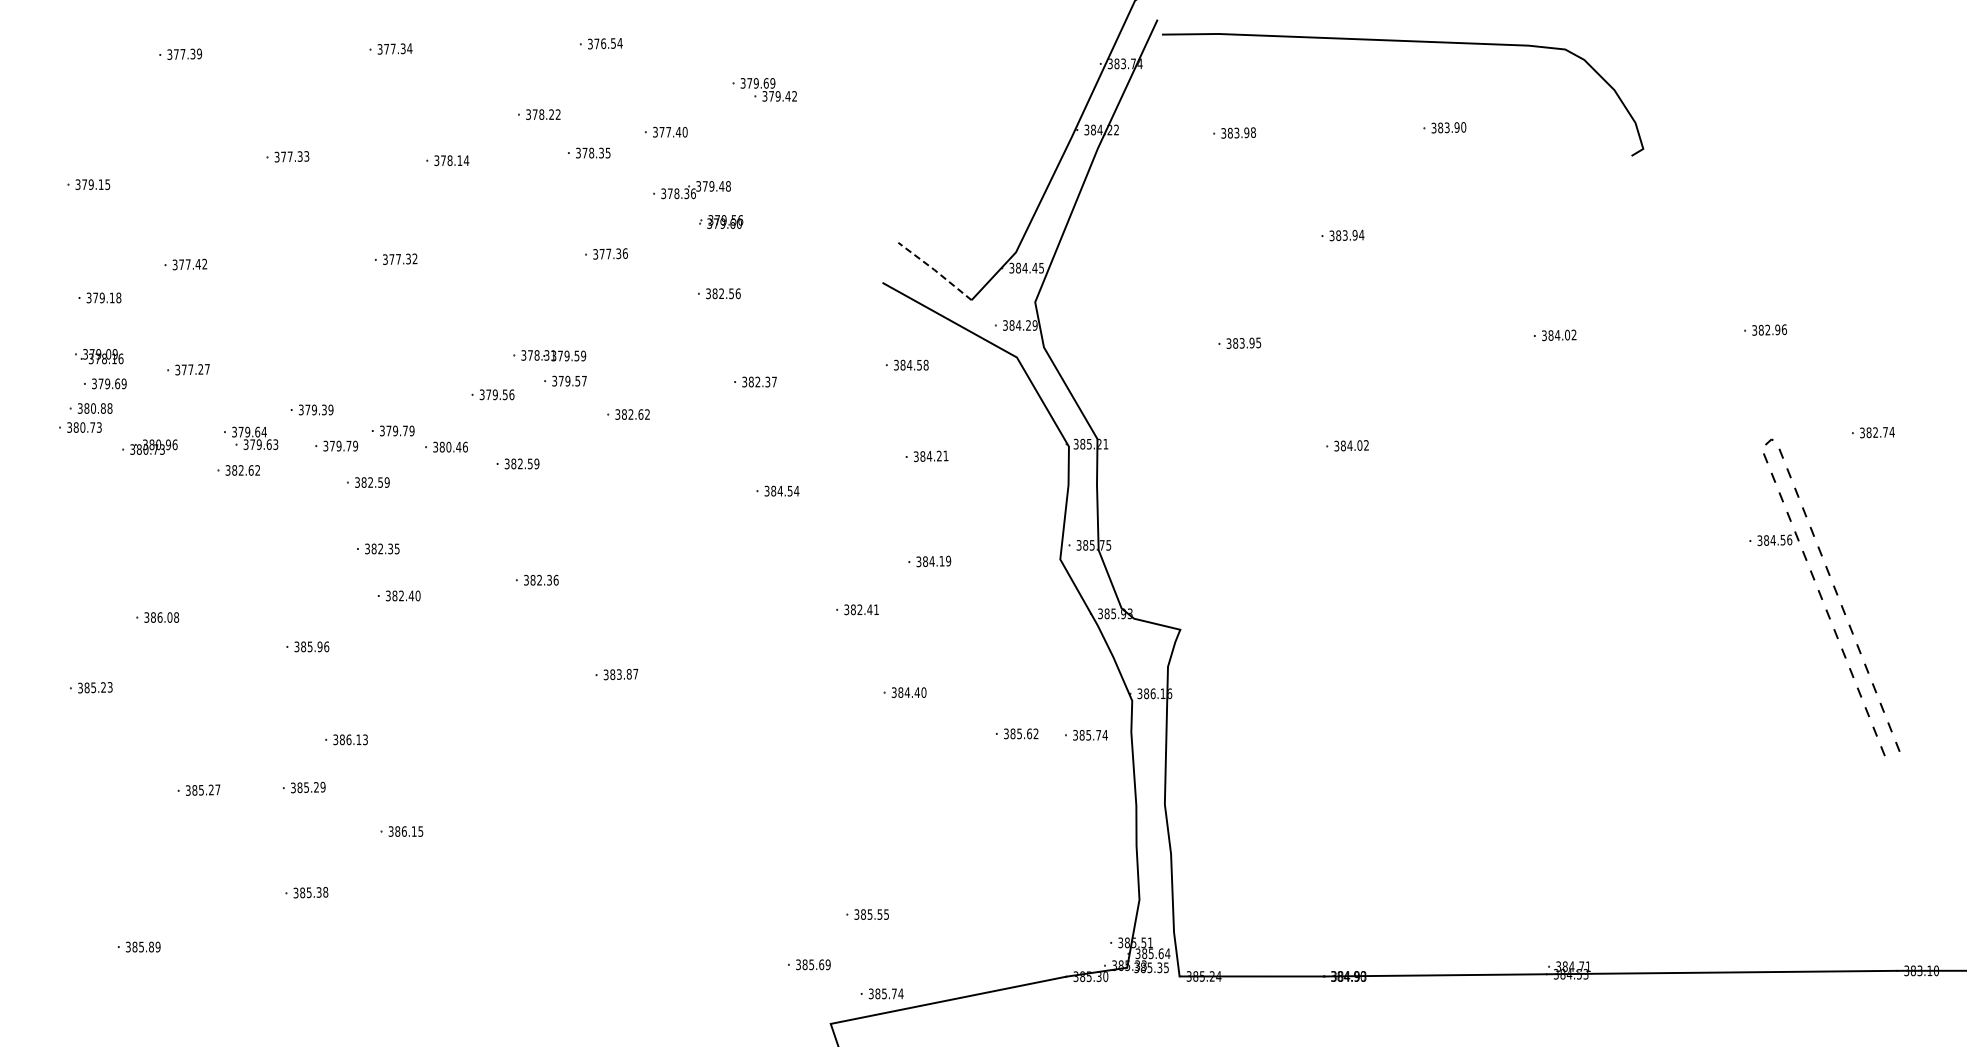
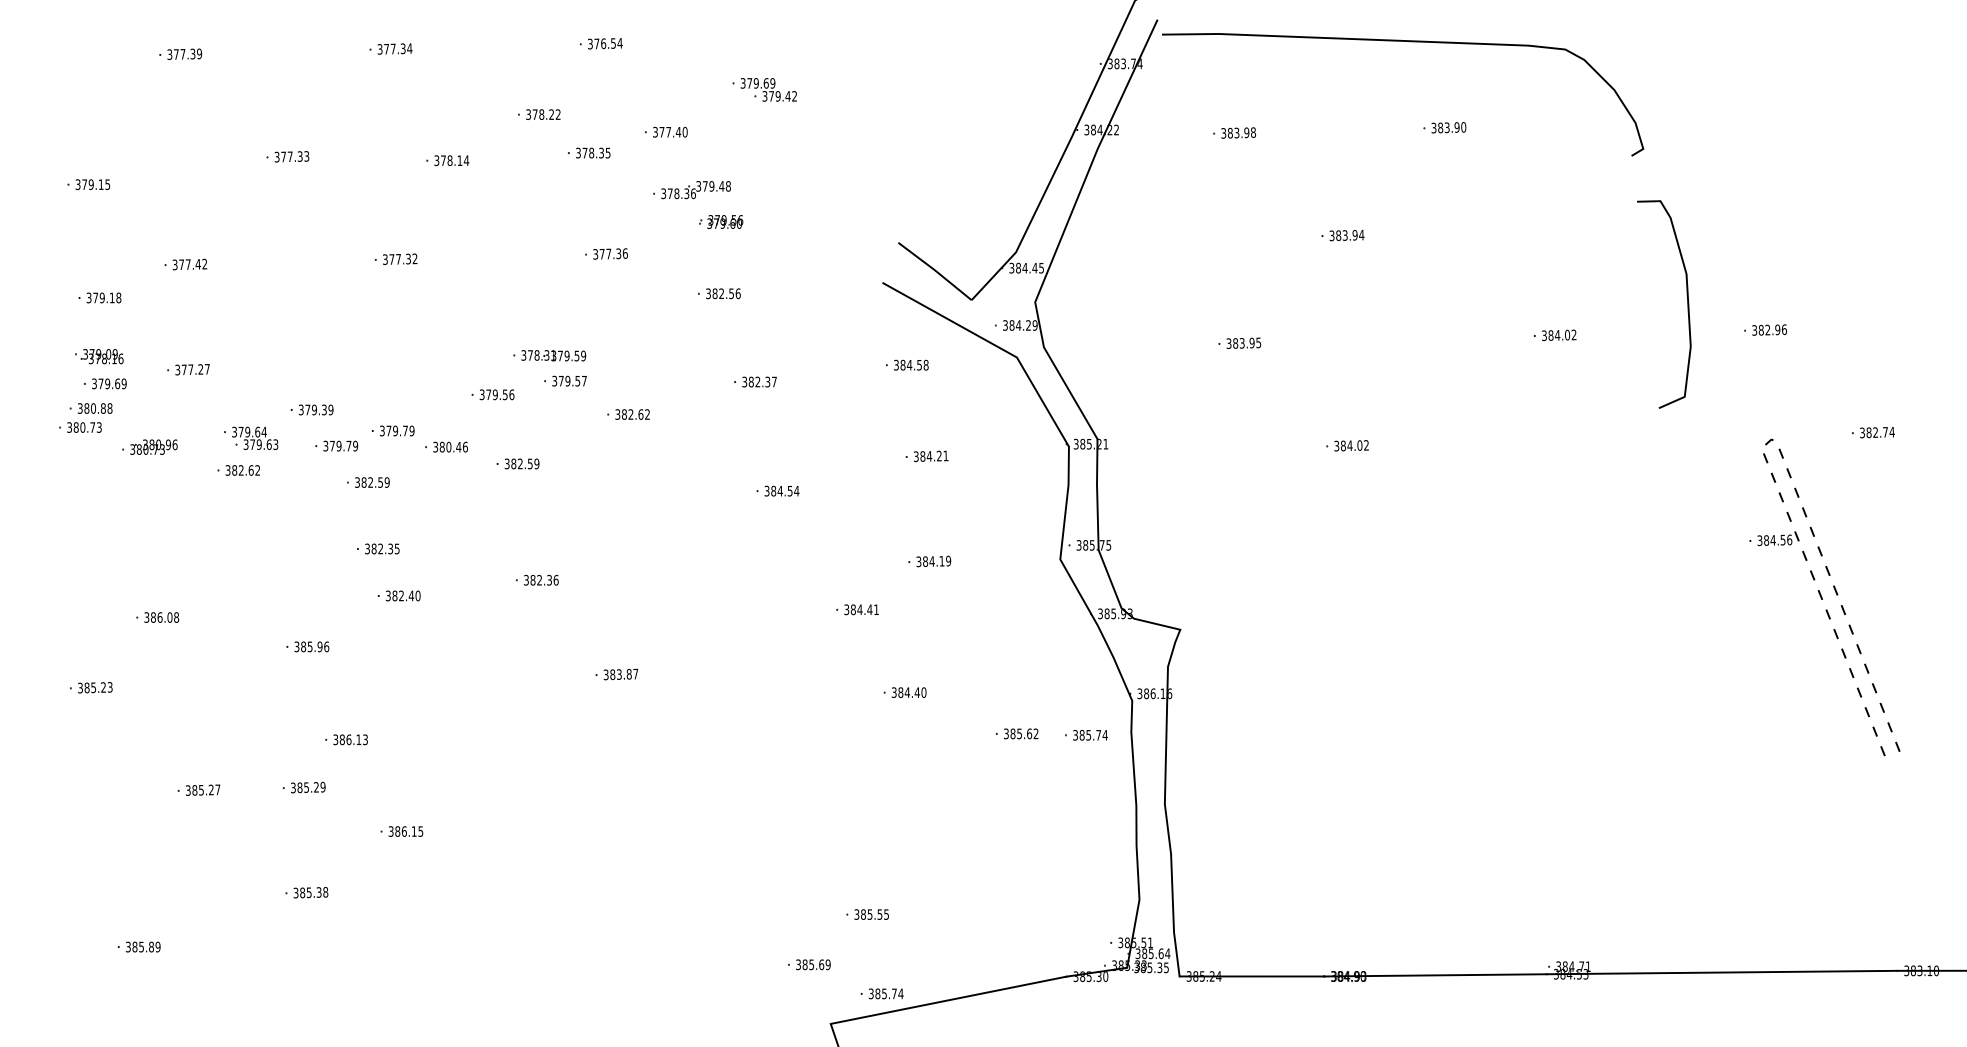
line: dashed -> solid (934, 269)
curve: none -> present (1687, 304)
text: 382.41 -> 384.41 (859, 609)
